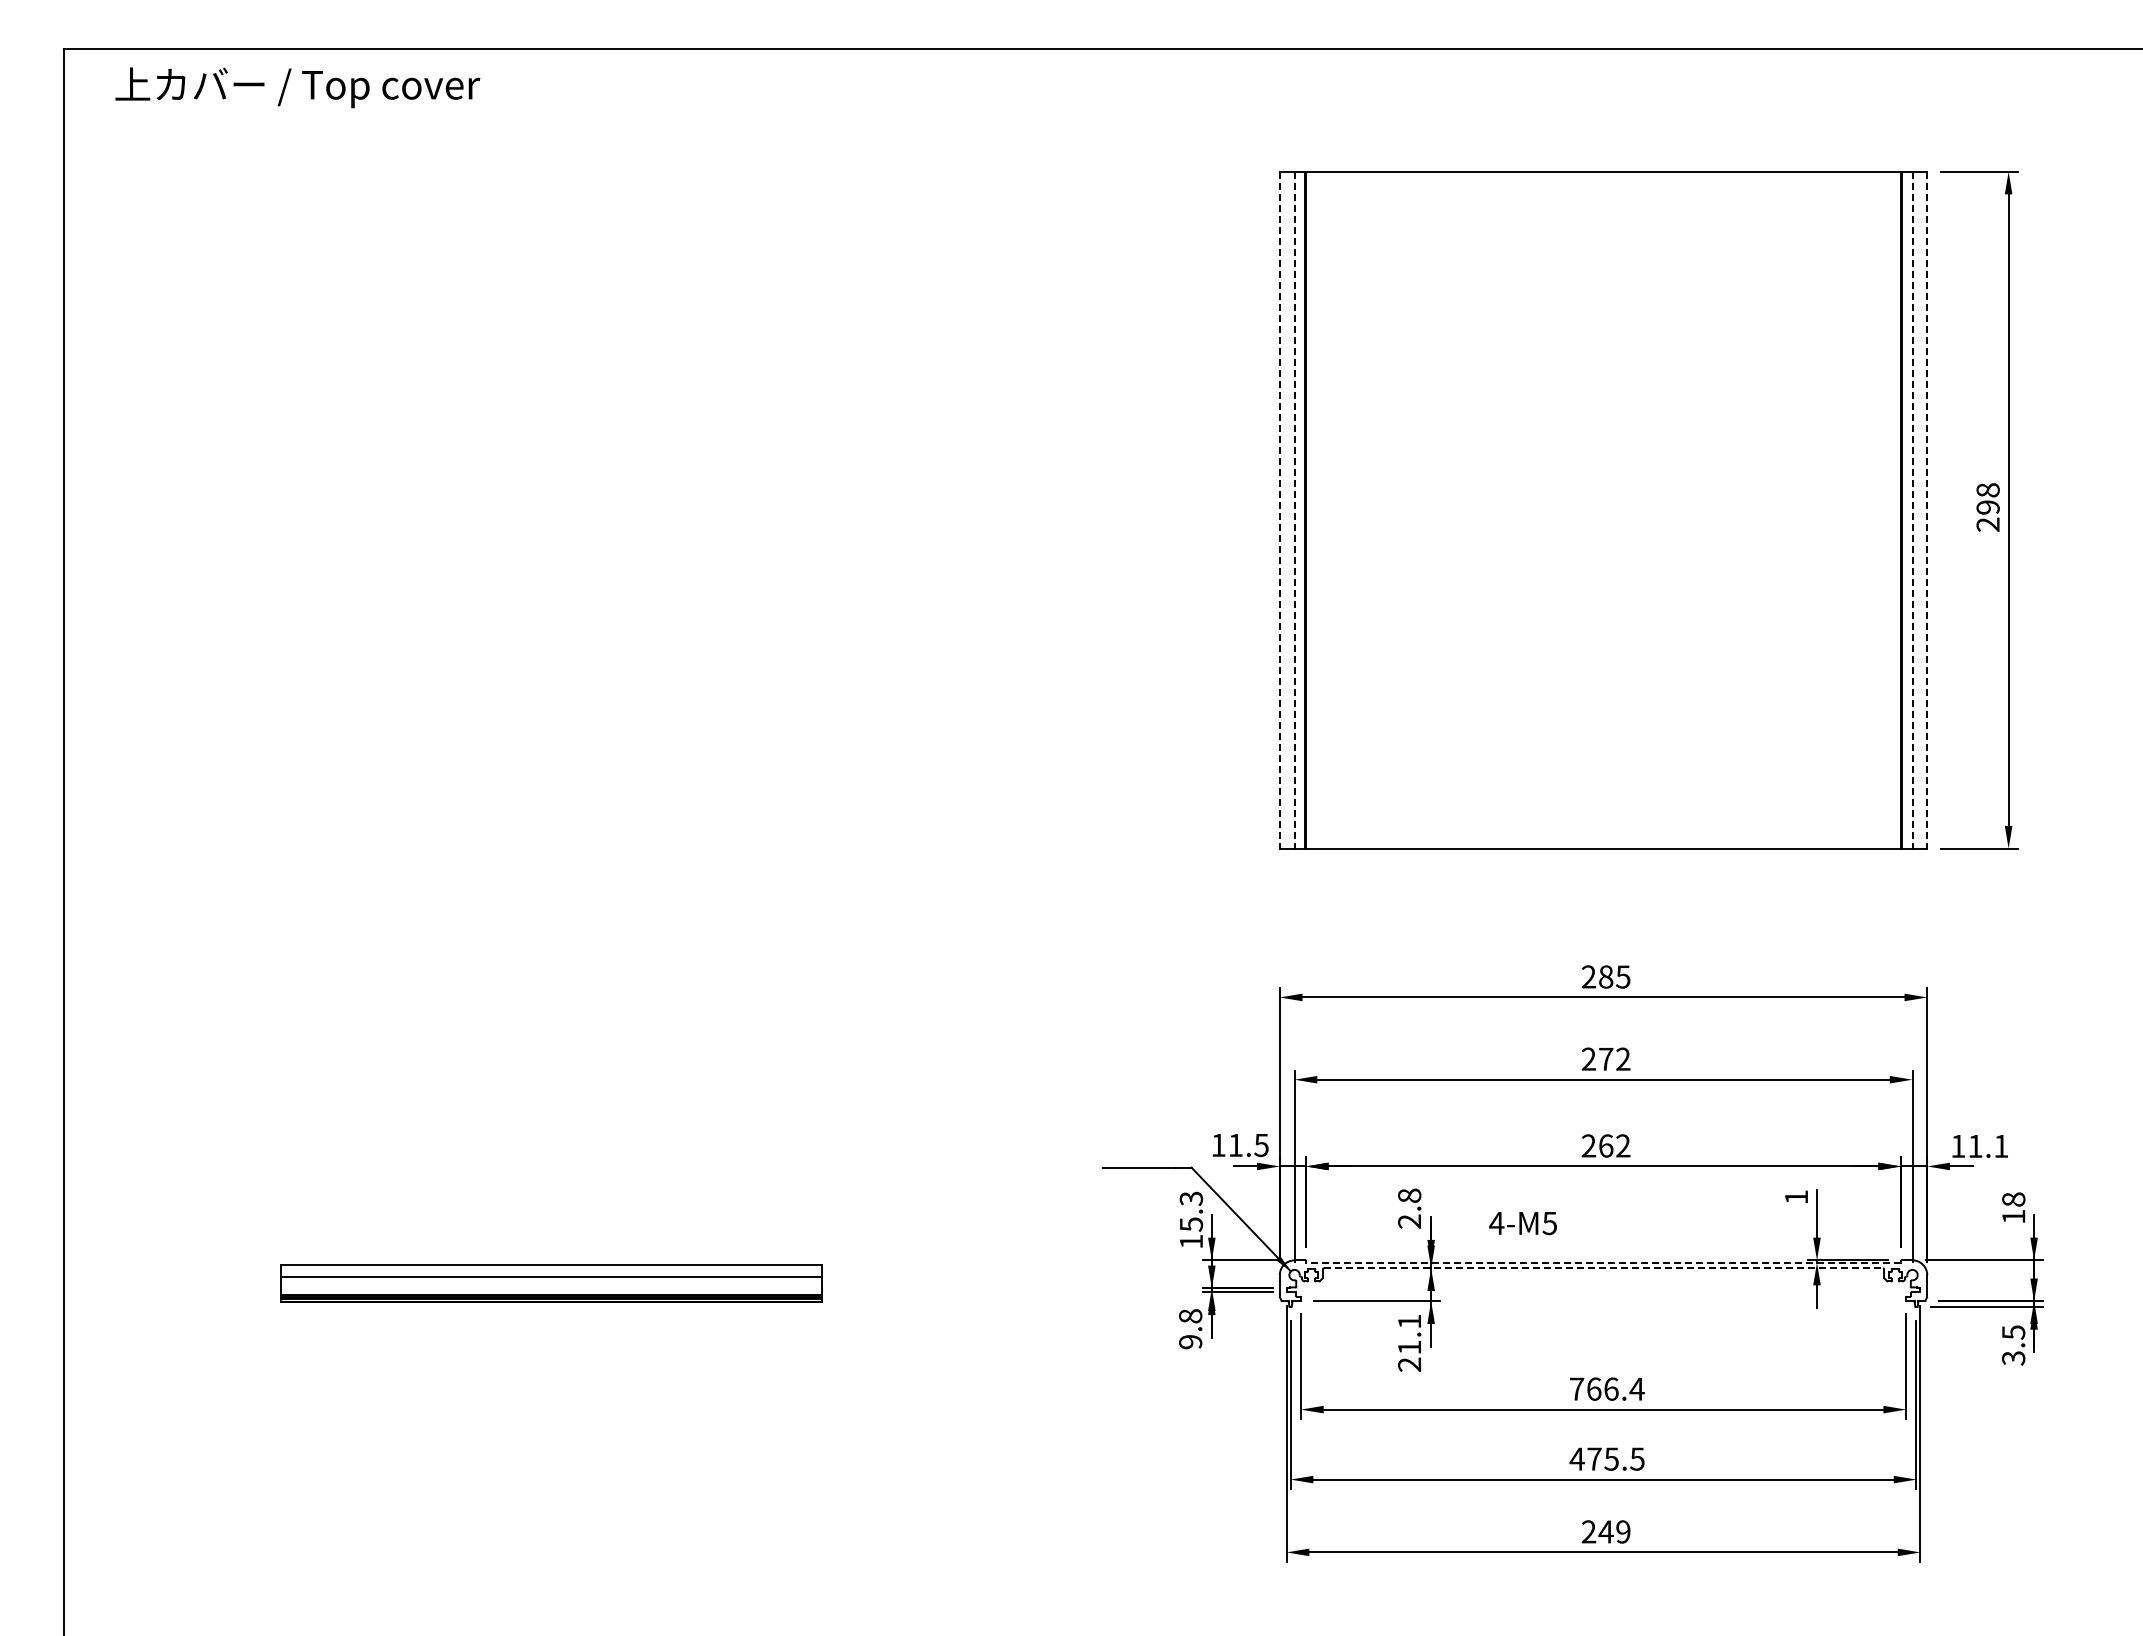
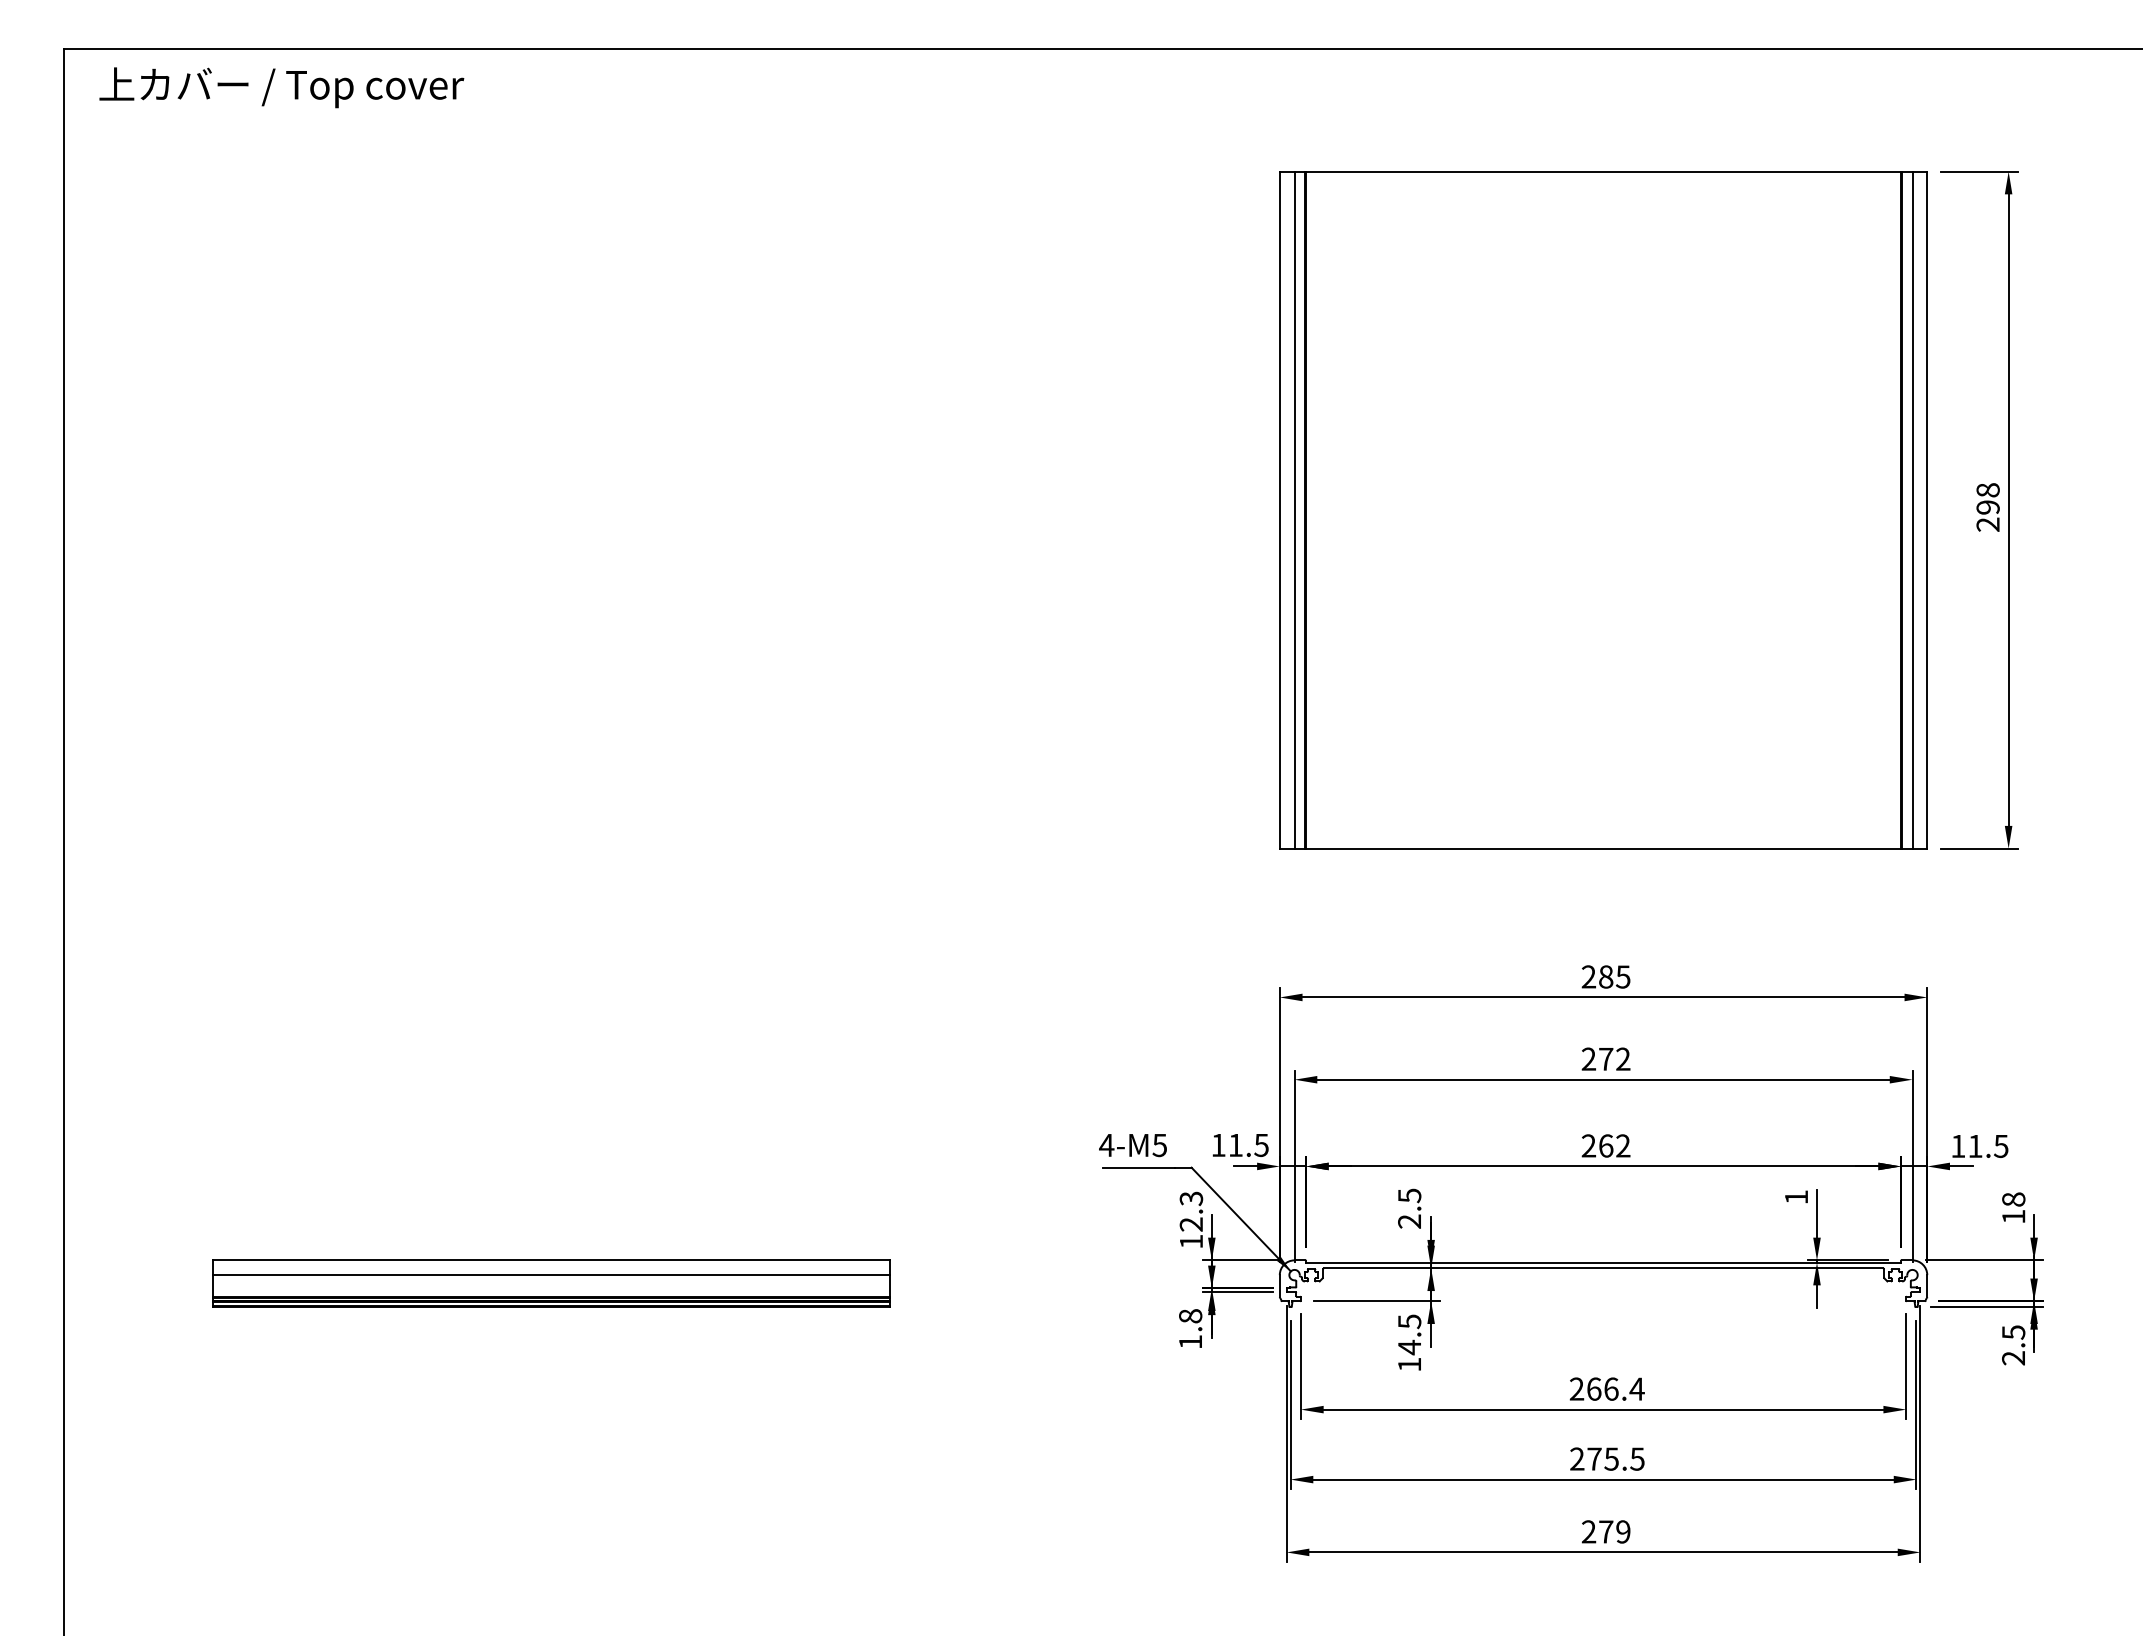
text position: (297, 87) -> (281, 87) (281, 87)
line: dashed -> solid (1279, 510)
line: dashed -> solid (1294, 510)
line: dashed -> solid (1912, 510)
line: dashed -> solid (1927, 510)
text: 11.1 -> 11.5 (2001, 1146)
text: 2.8 -> 2.5 (1409, 1195)
text position: (1522, 1223) -> (1132, 1145) (1132, 1145)
text: 15.3 -> 12.3 (1191, 1224)
line: dashed -> solid (1603, 1262)
line: dashed -> solid (1604, 1268)
part size: 543x39 px -> 679x49 px (551, 1283)
text: 9.8 -> 1.8 (1190, 1342)
text: 21.1 -> 14.5 (1409, 1342)
text: 3.5 -> 2.5 (2013, 1358)
text: 766.4 -> 266.4 (1576, 1388)
text: 475.5 -> 275.5 (1576, 1458)
text: 249 -> 279 (1605, 1531)
